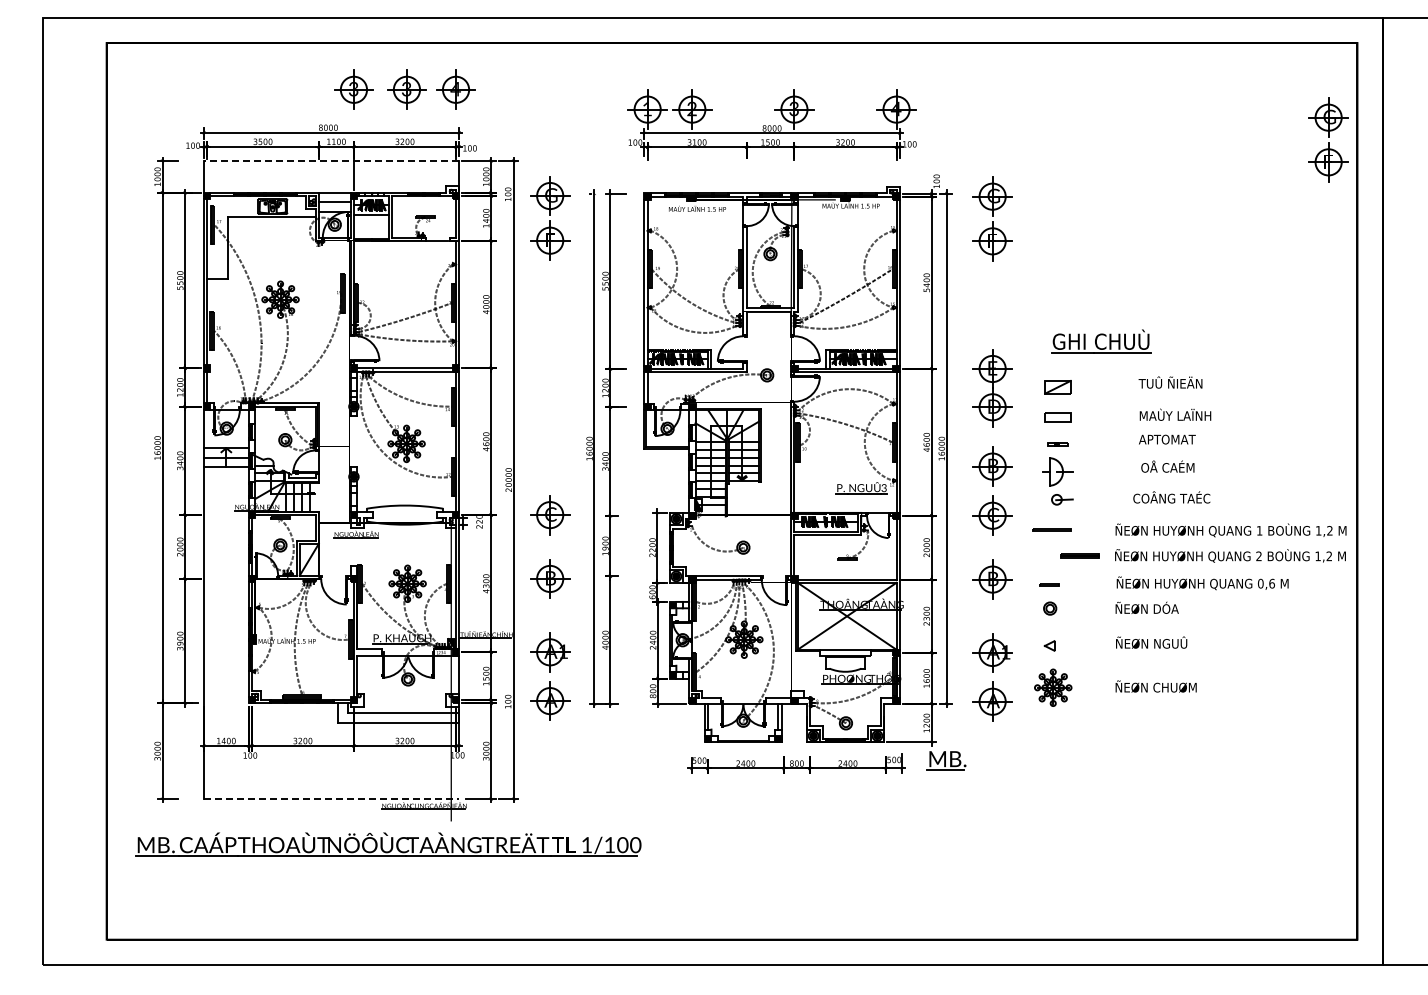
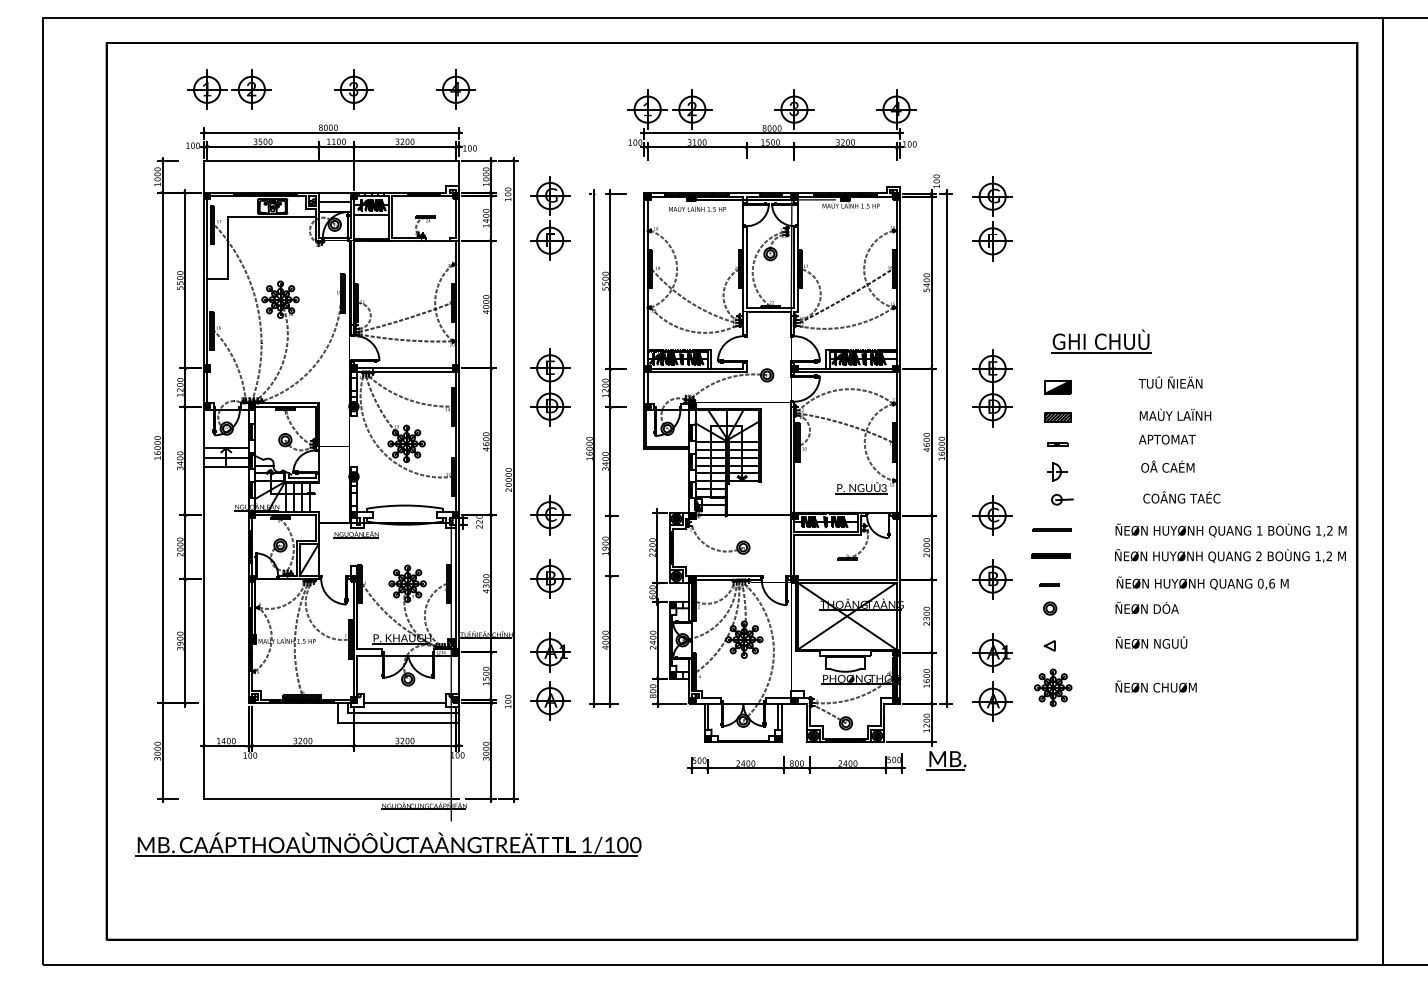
part: none -> present (229, 89)
part: present -> none (406, 89)
part: present -> none (1328, 139)
line: dashed -> solid (331, 160)
fill: none -> present (1057, 386)
part: none -> present (550, 387)
hatch: none -> present (1057, 416)
part: present -> none (992, 466)
part size: 32x30 px -> 21x20 px (1057, 471)
text position: (1171, 497) -> (1181, 497) (1181, 497)
part position: (1079, 555) -> (1050, 555) (1050, 555)
line: none -> present (404, 703)
line: dashed -> solid (331, 799)
